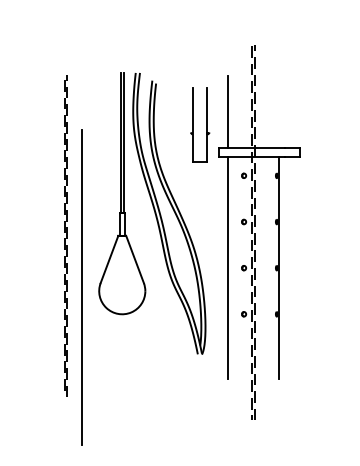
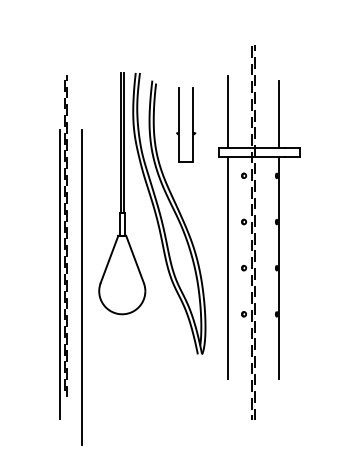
line: none -> present (278, 114)
part position: (200, 124) -> (186, 124) (186, 124)
line: none -> present (59, 274)
